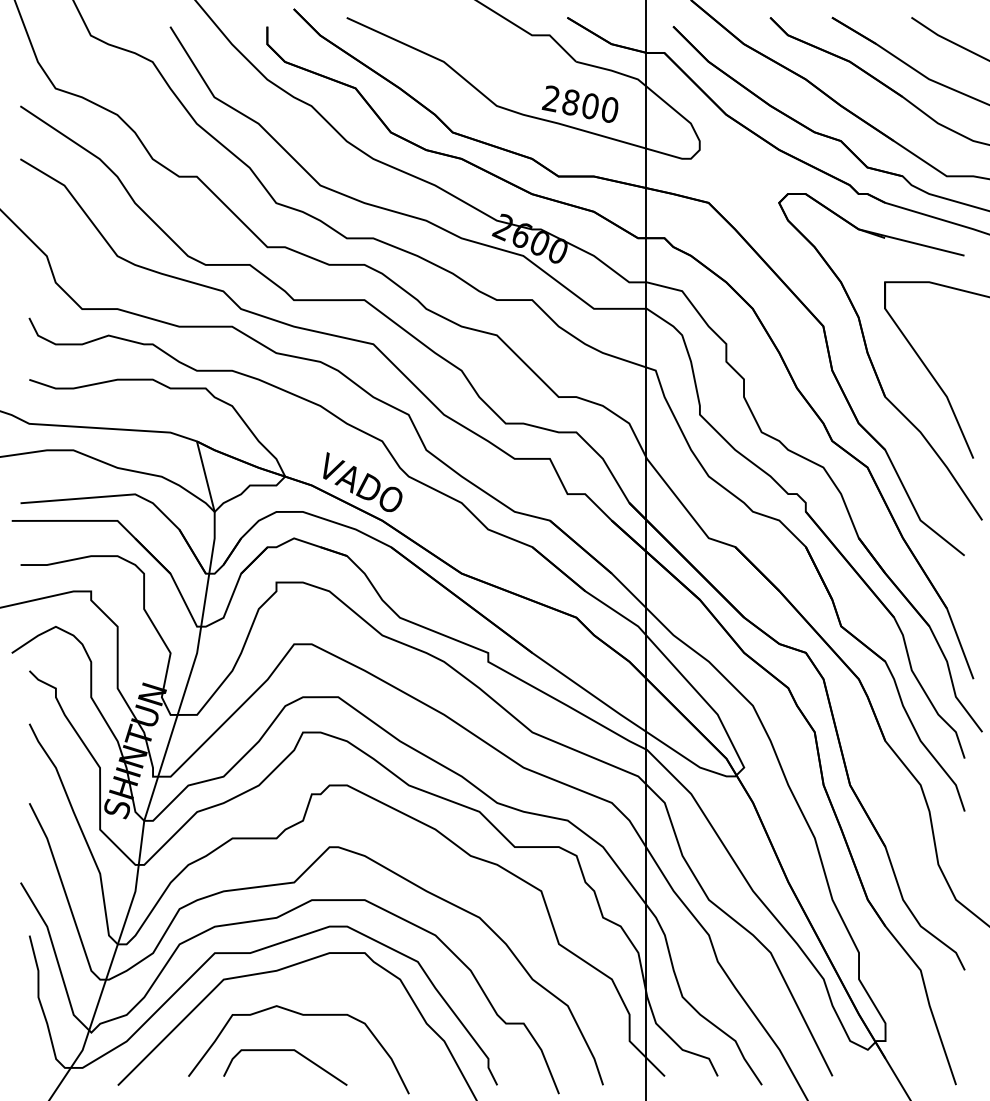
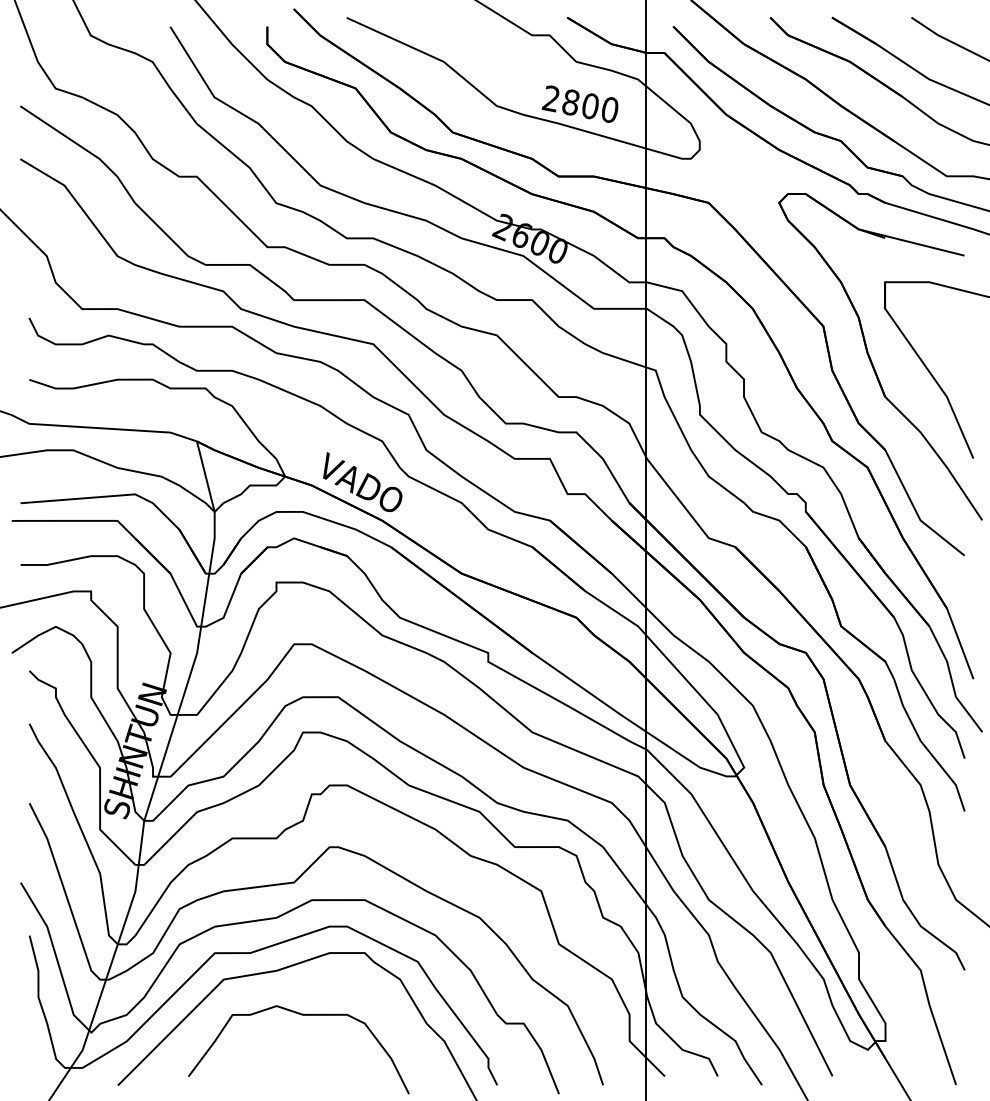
curve: present -> none (285, 1050)
